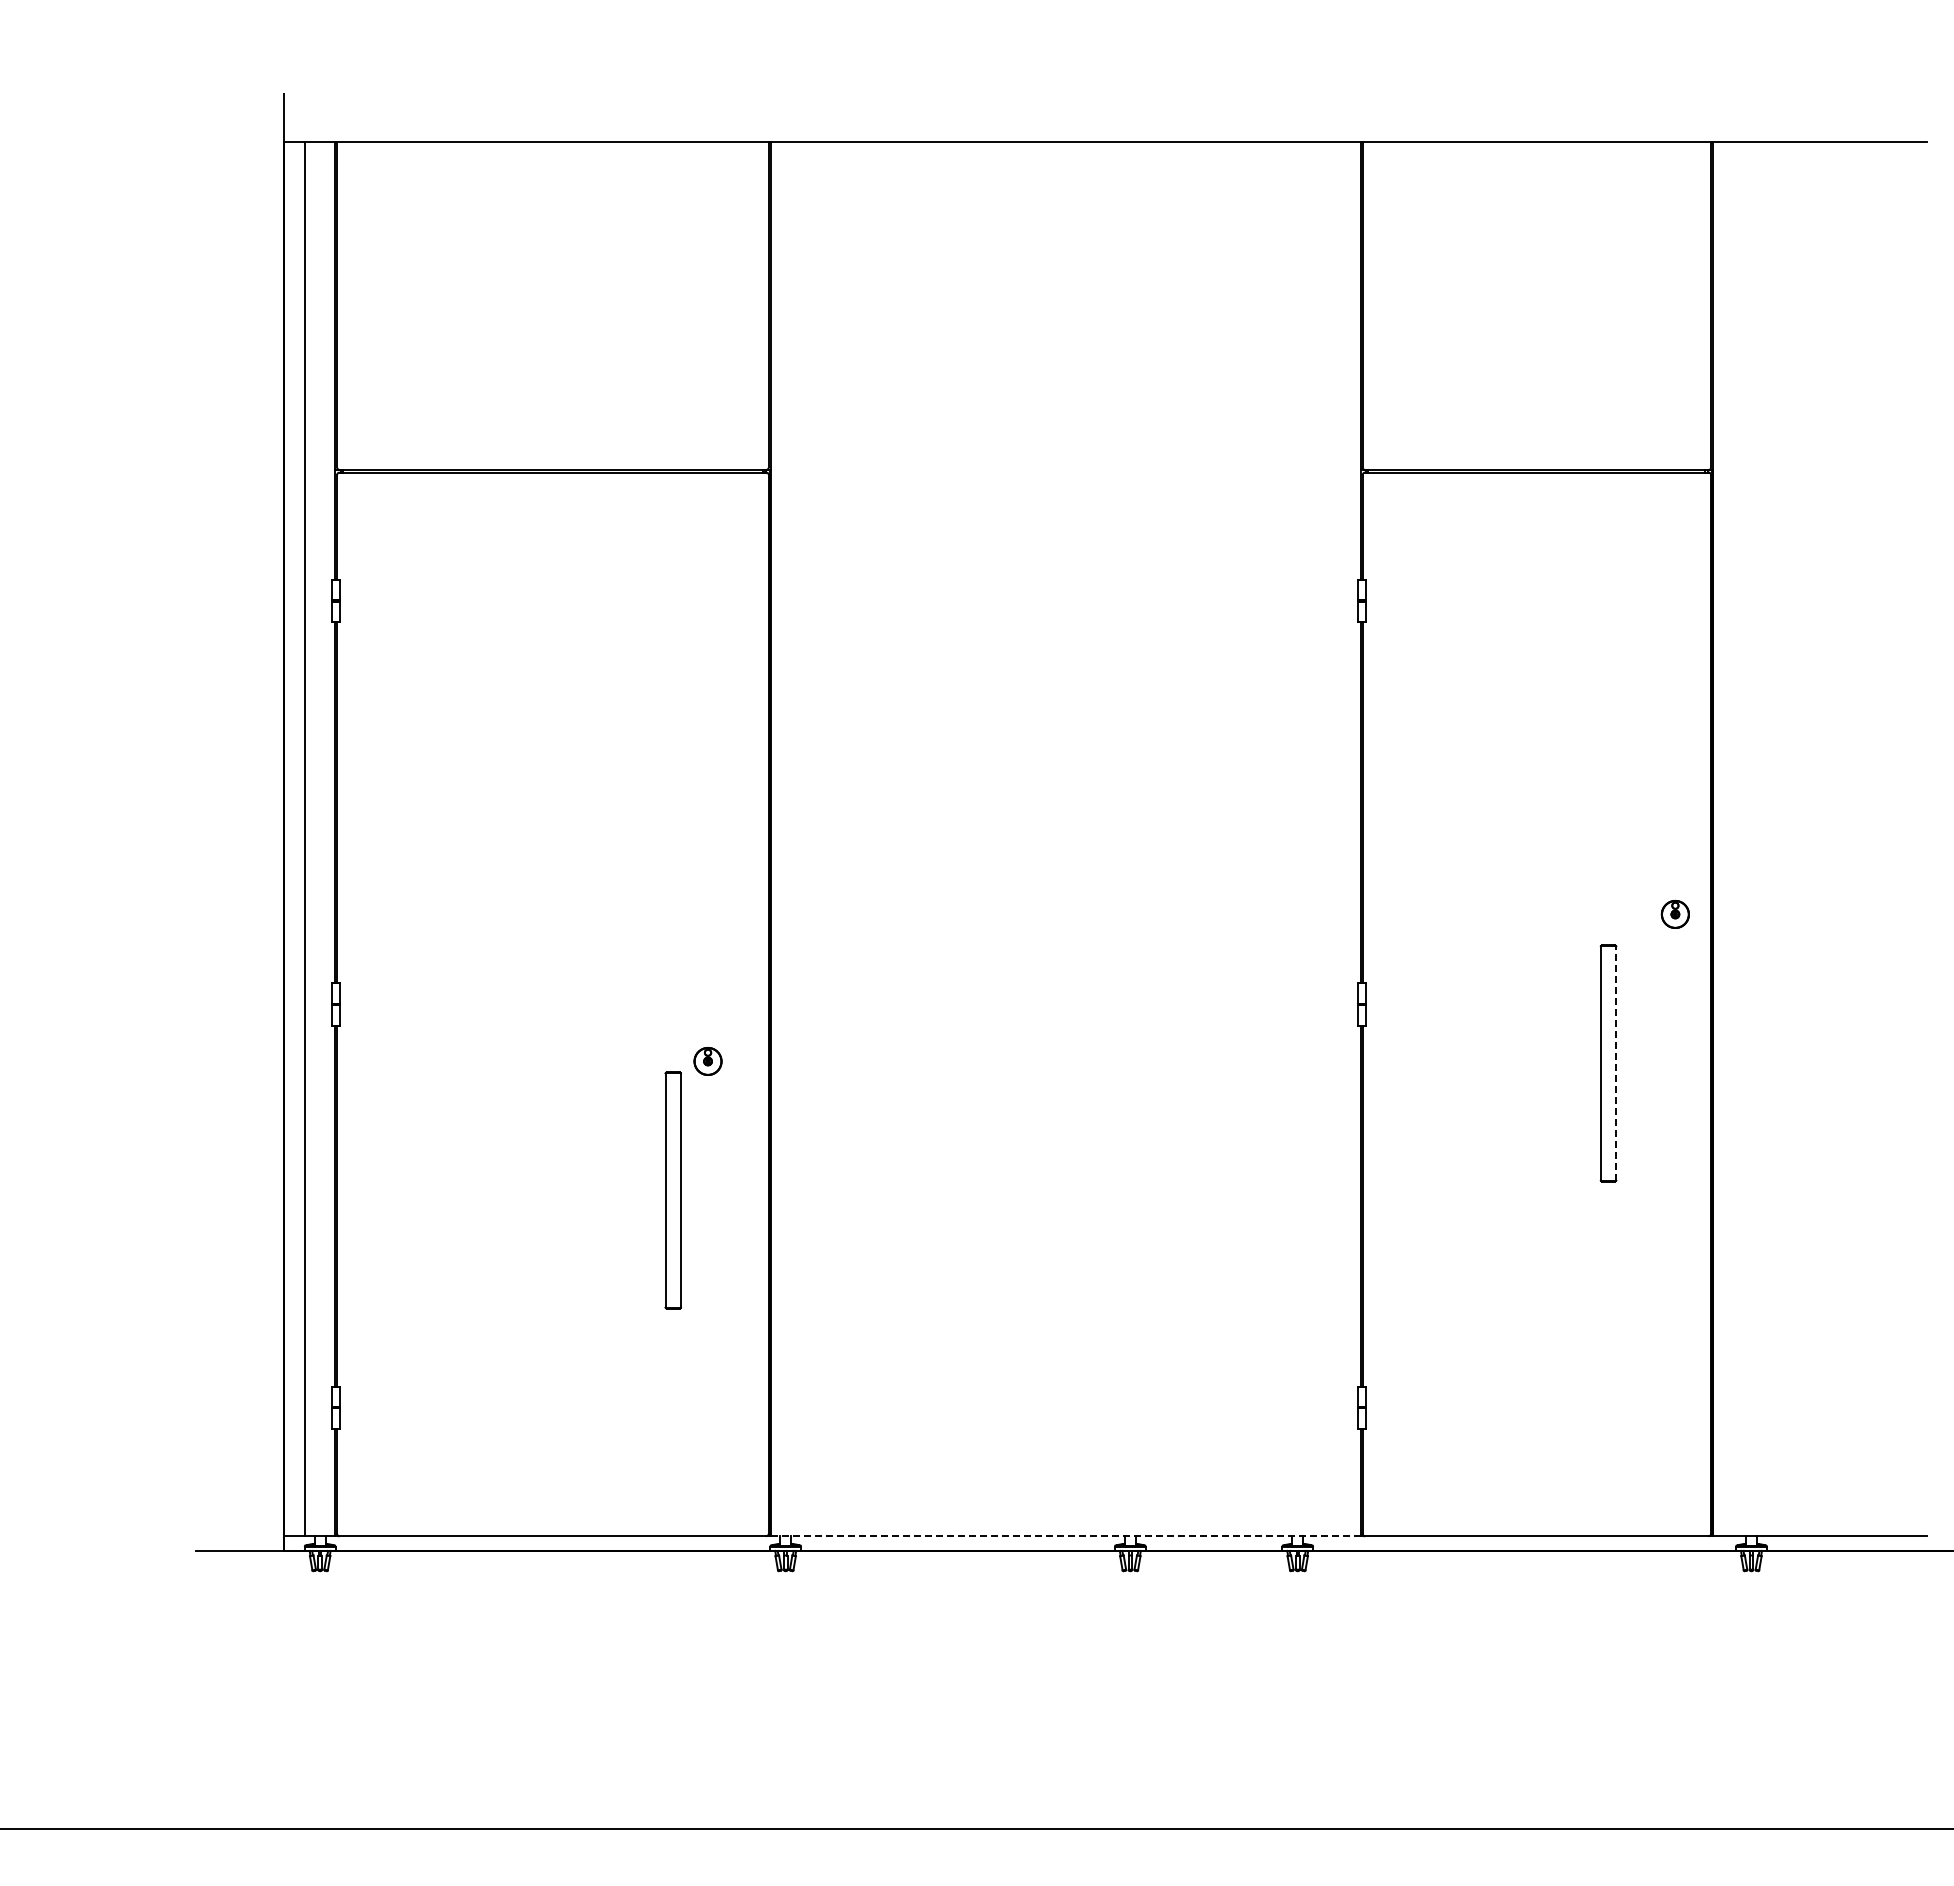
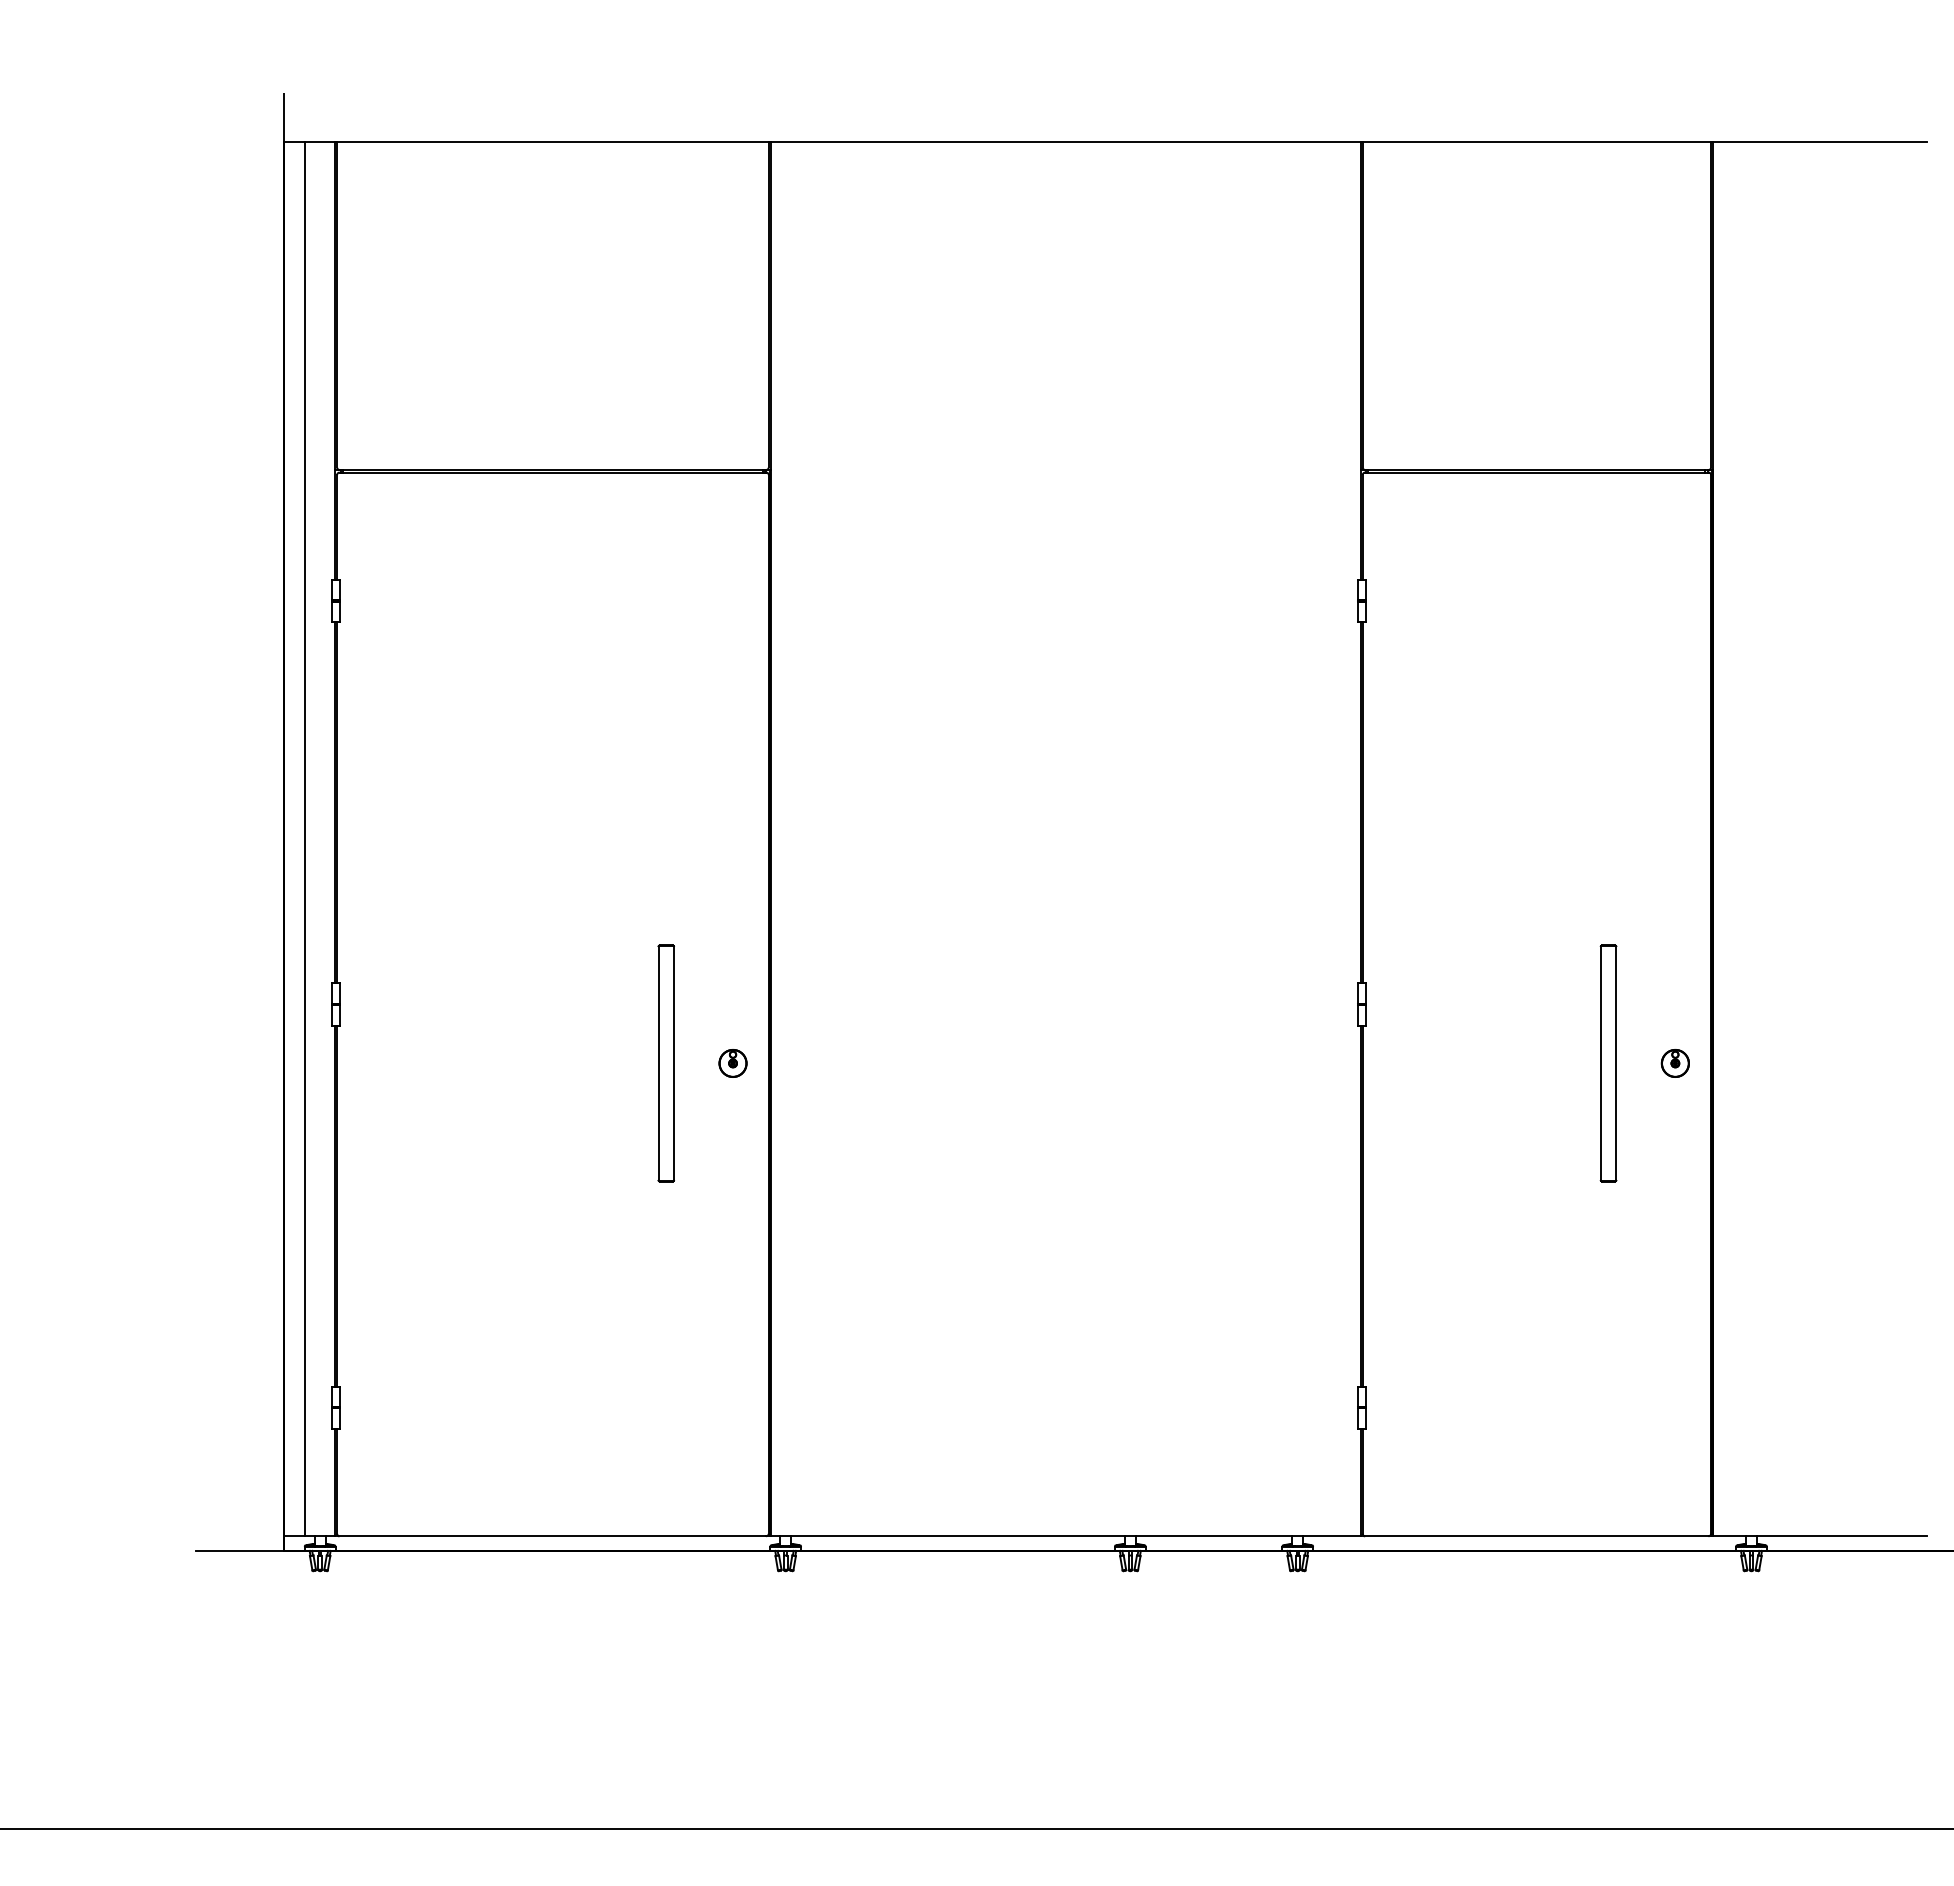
part position: (1674, 914) -> (1674, 1063) (1674, 1063)
part position: (707, 1061) -> (732, 1063) (732, 1063)
line: dashed -> solid (1616, 1062)
part position: (672, 1190) -> (665, 1063) (665, 1063)
line: dashed -> solid (1065, 1536)
